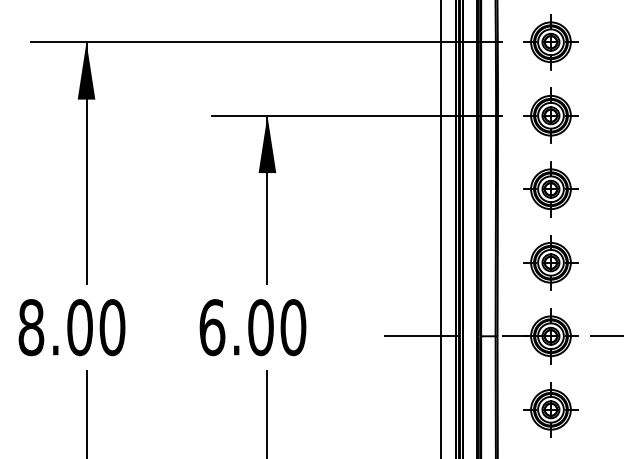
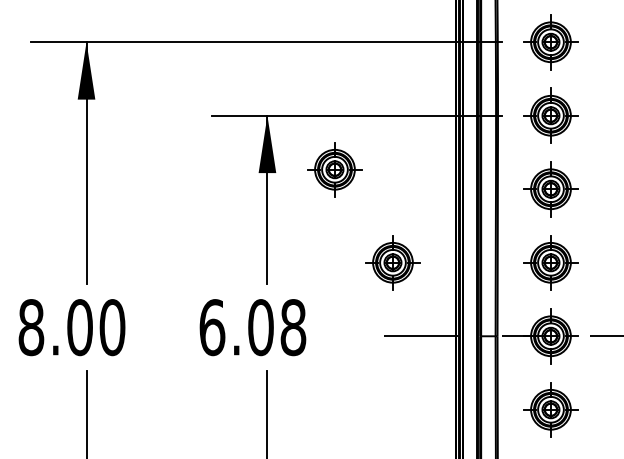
part: none -> present (334, 169)
line: present -> none (441, 228)
part: none -> present (392, 262)
text: 6.00 -> 6.08 (293, 327)
